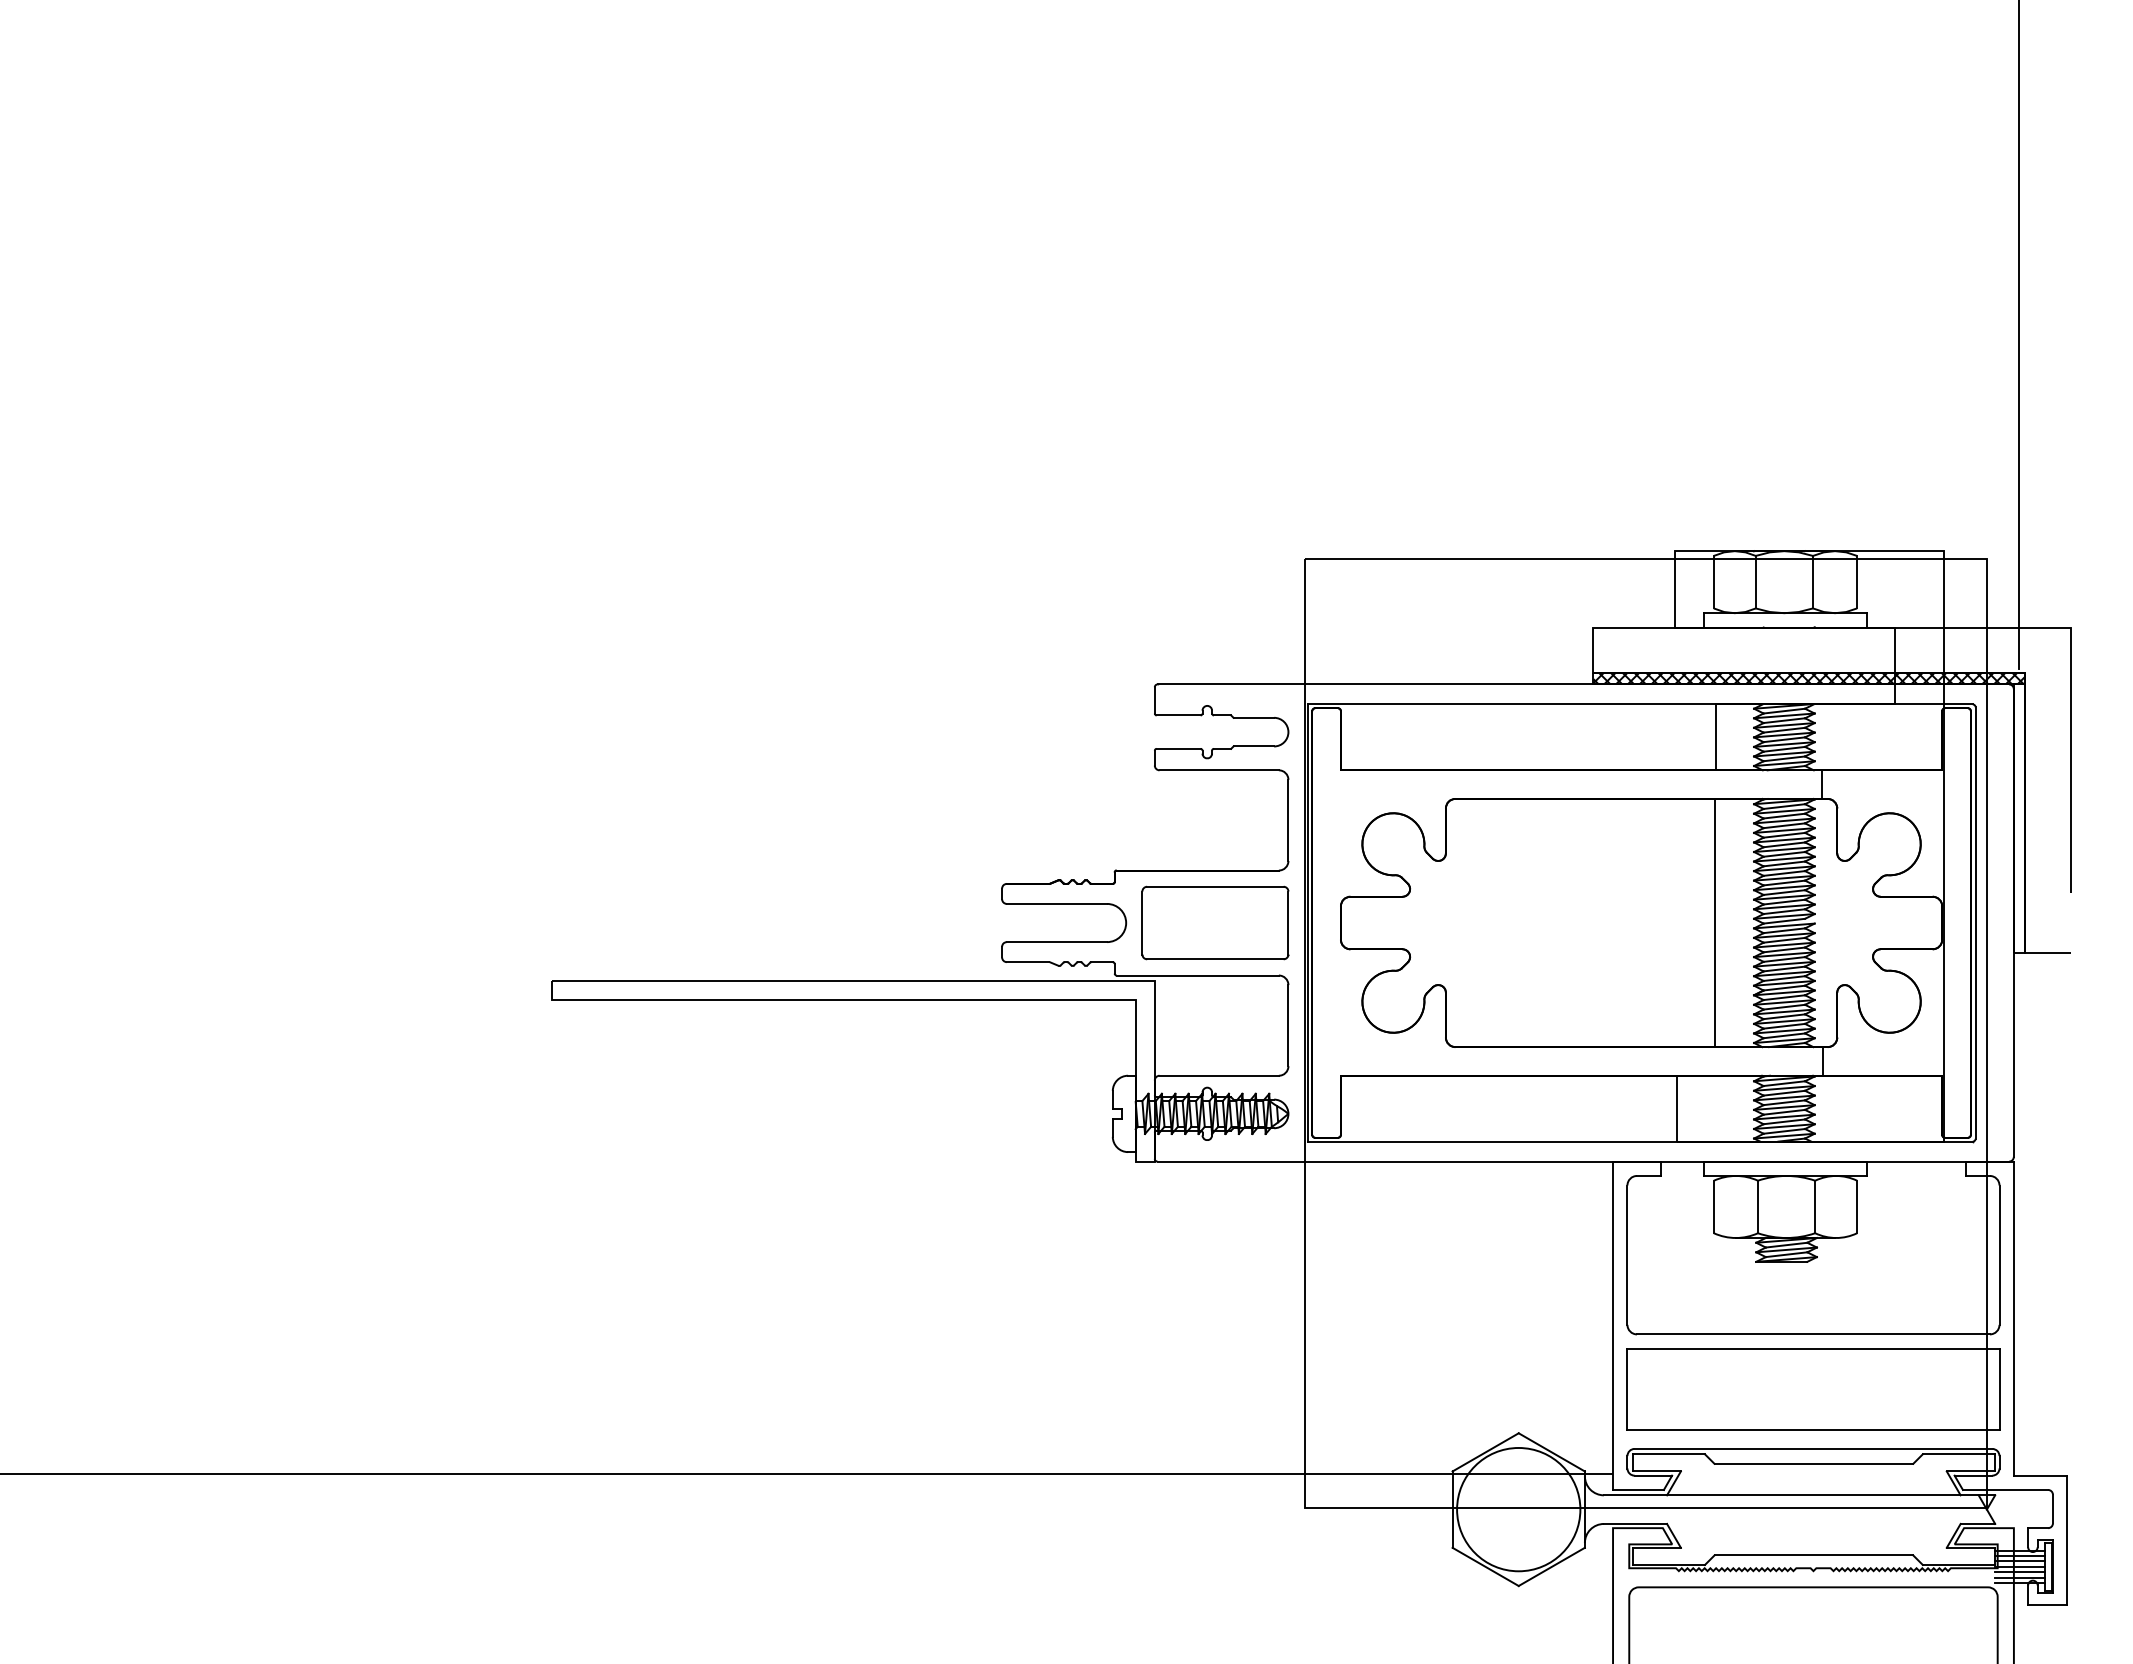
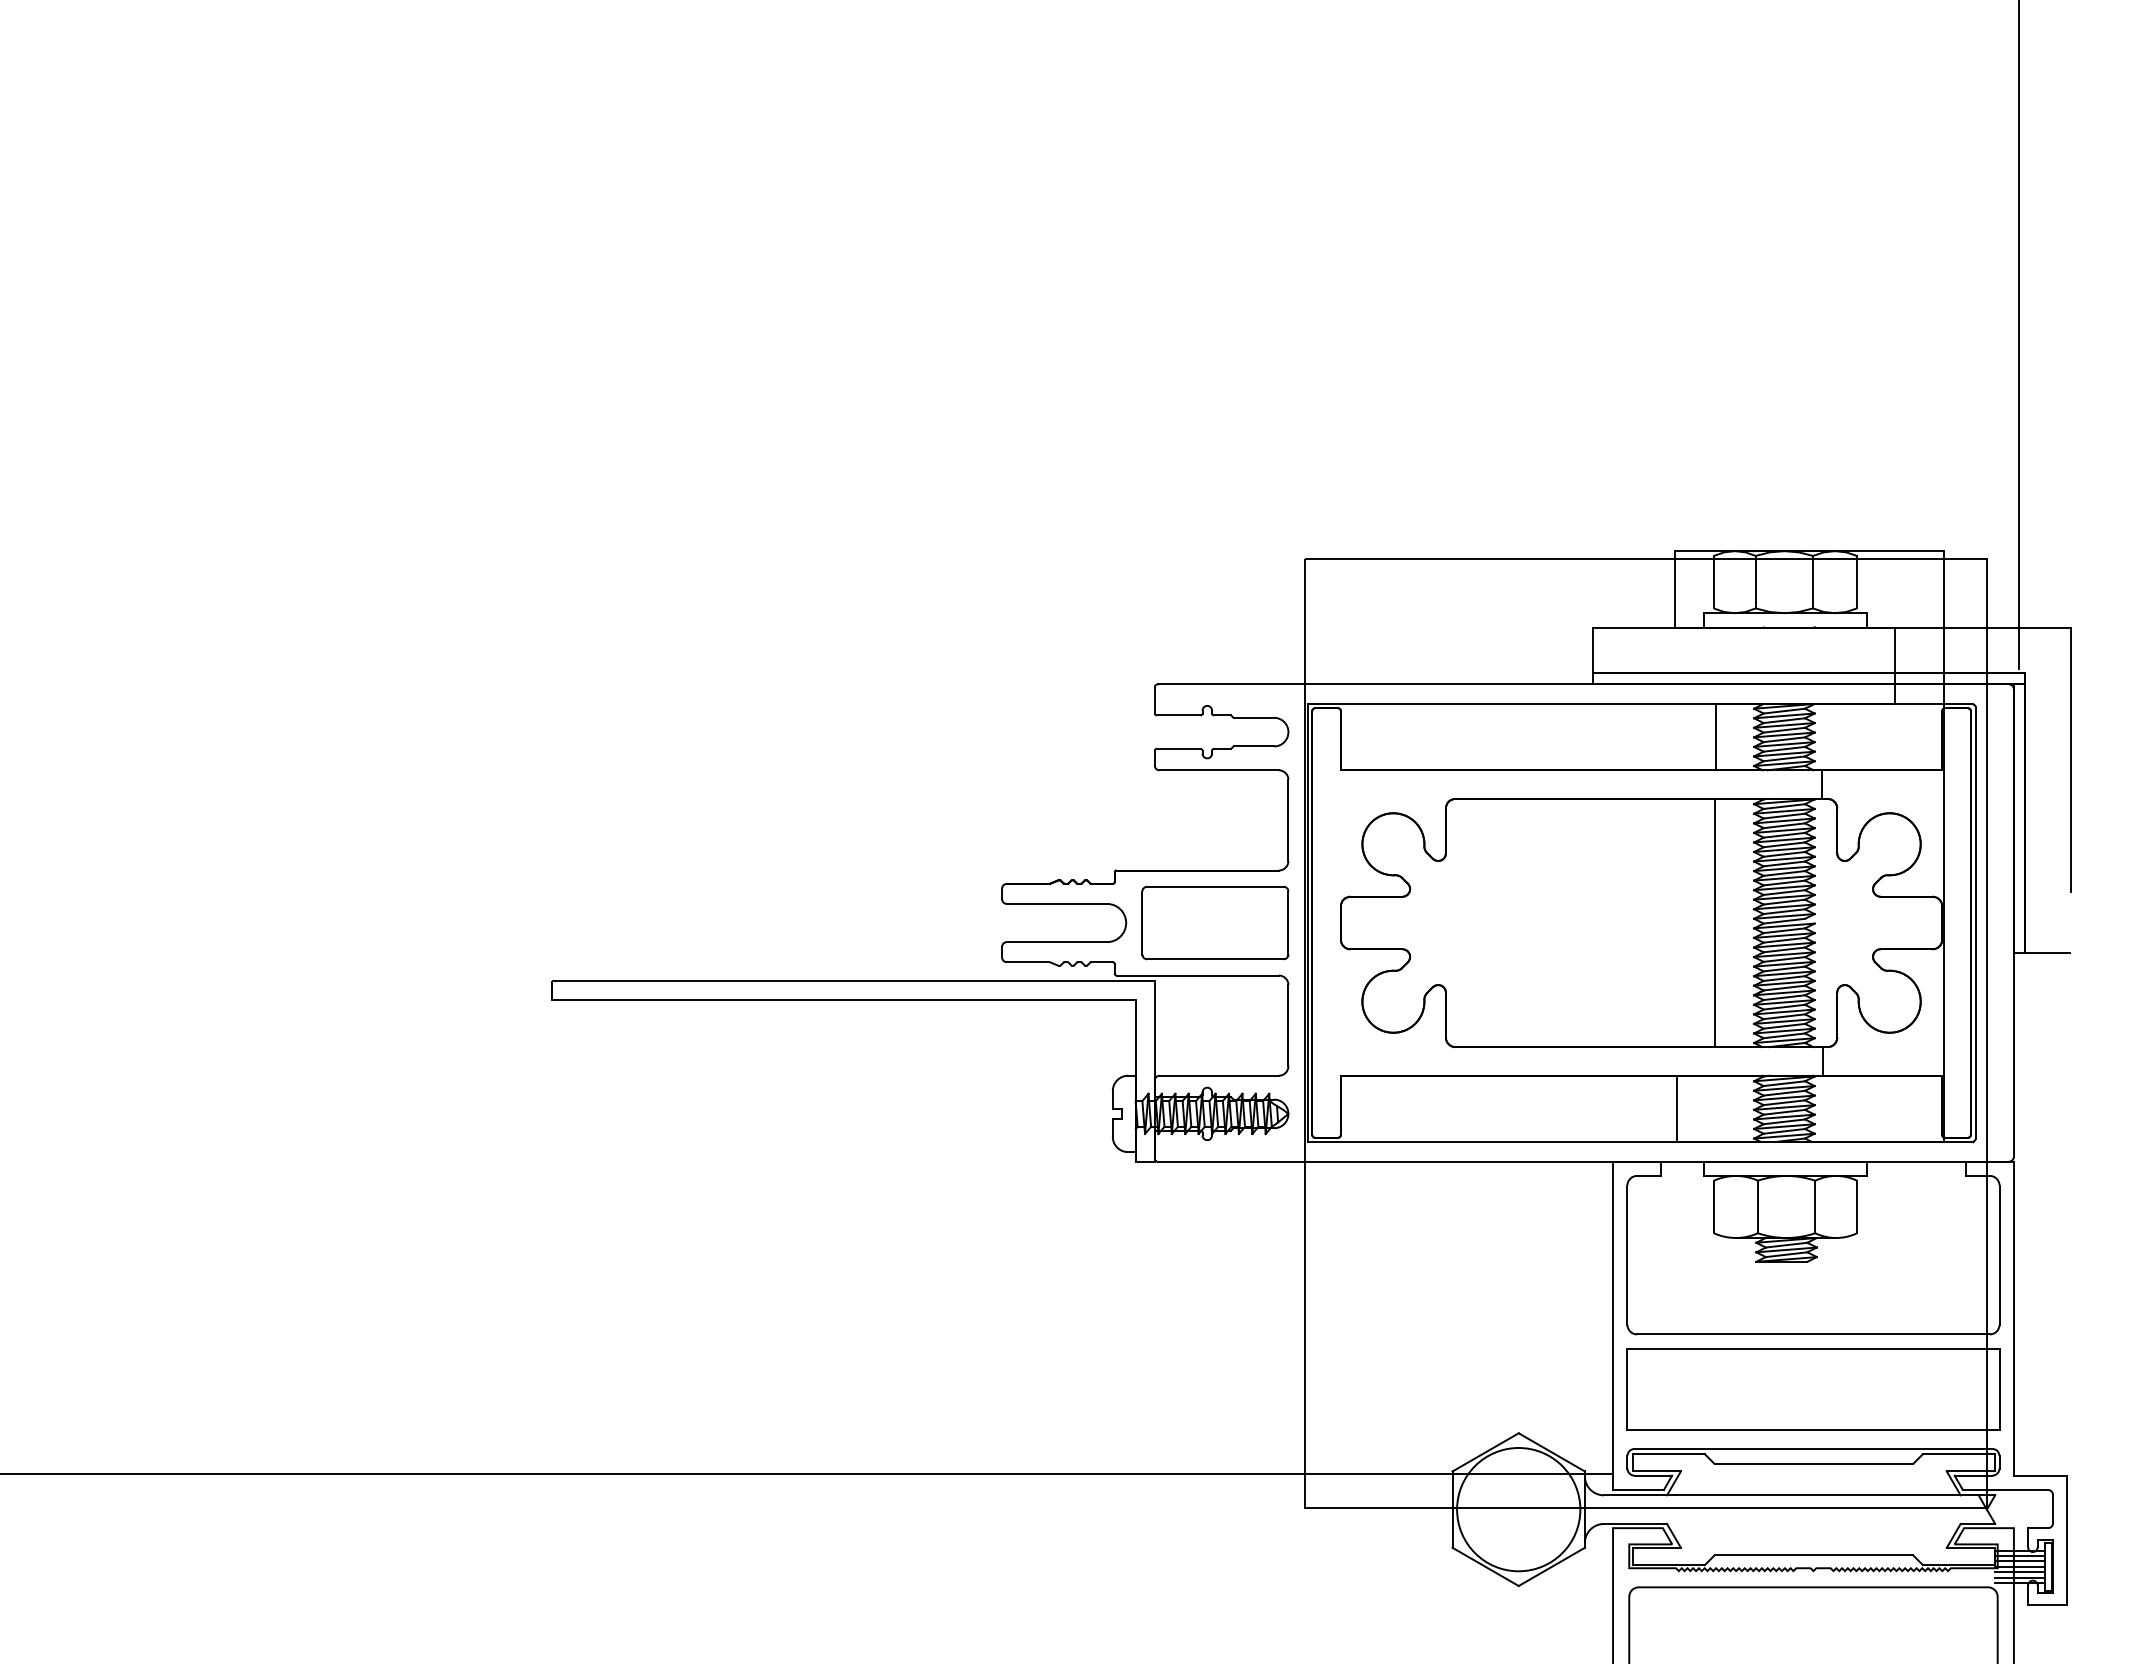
hatch: present -> none (1809, 678)
